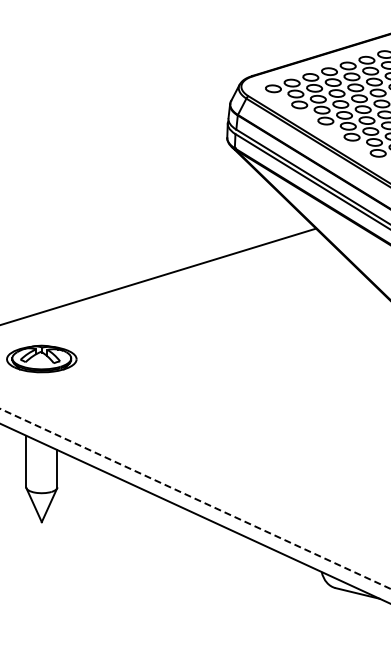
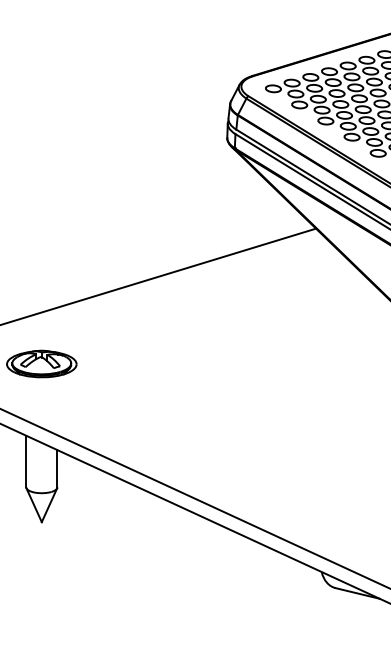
part position: (41, 358) -> (41, 363) (41, 363)
line: dashed -> solid (195, 498)
